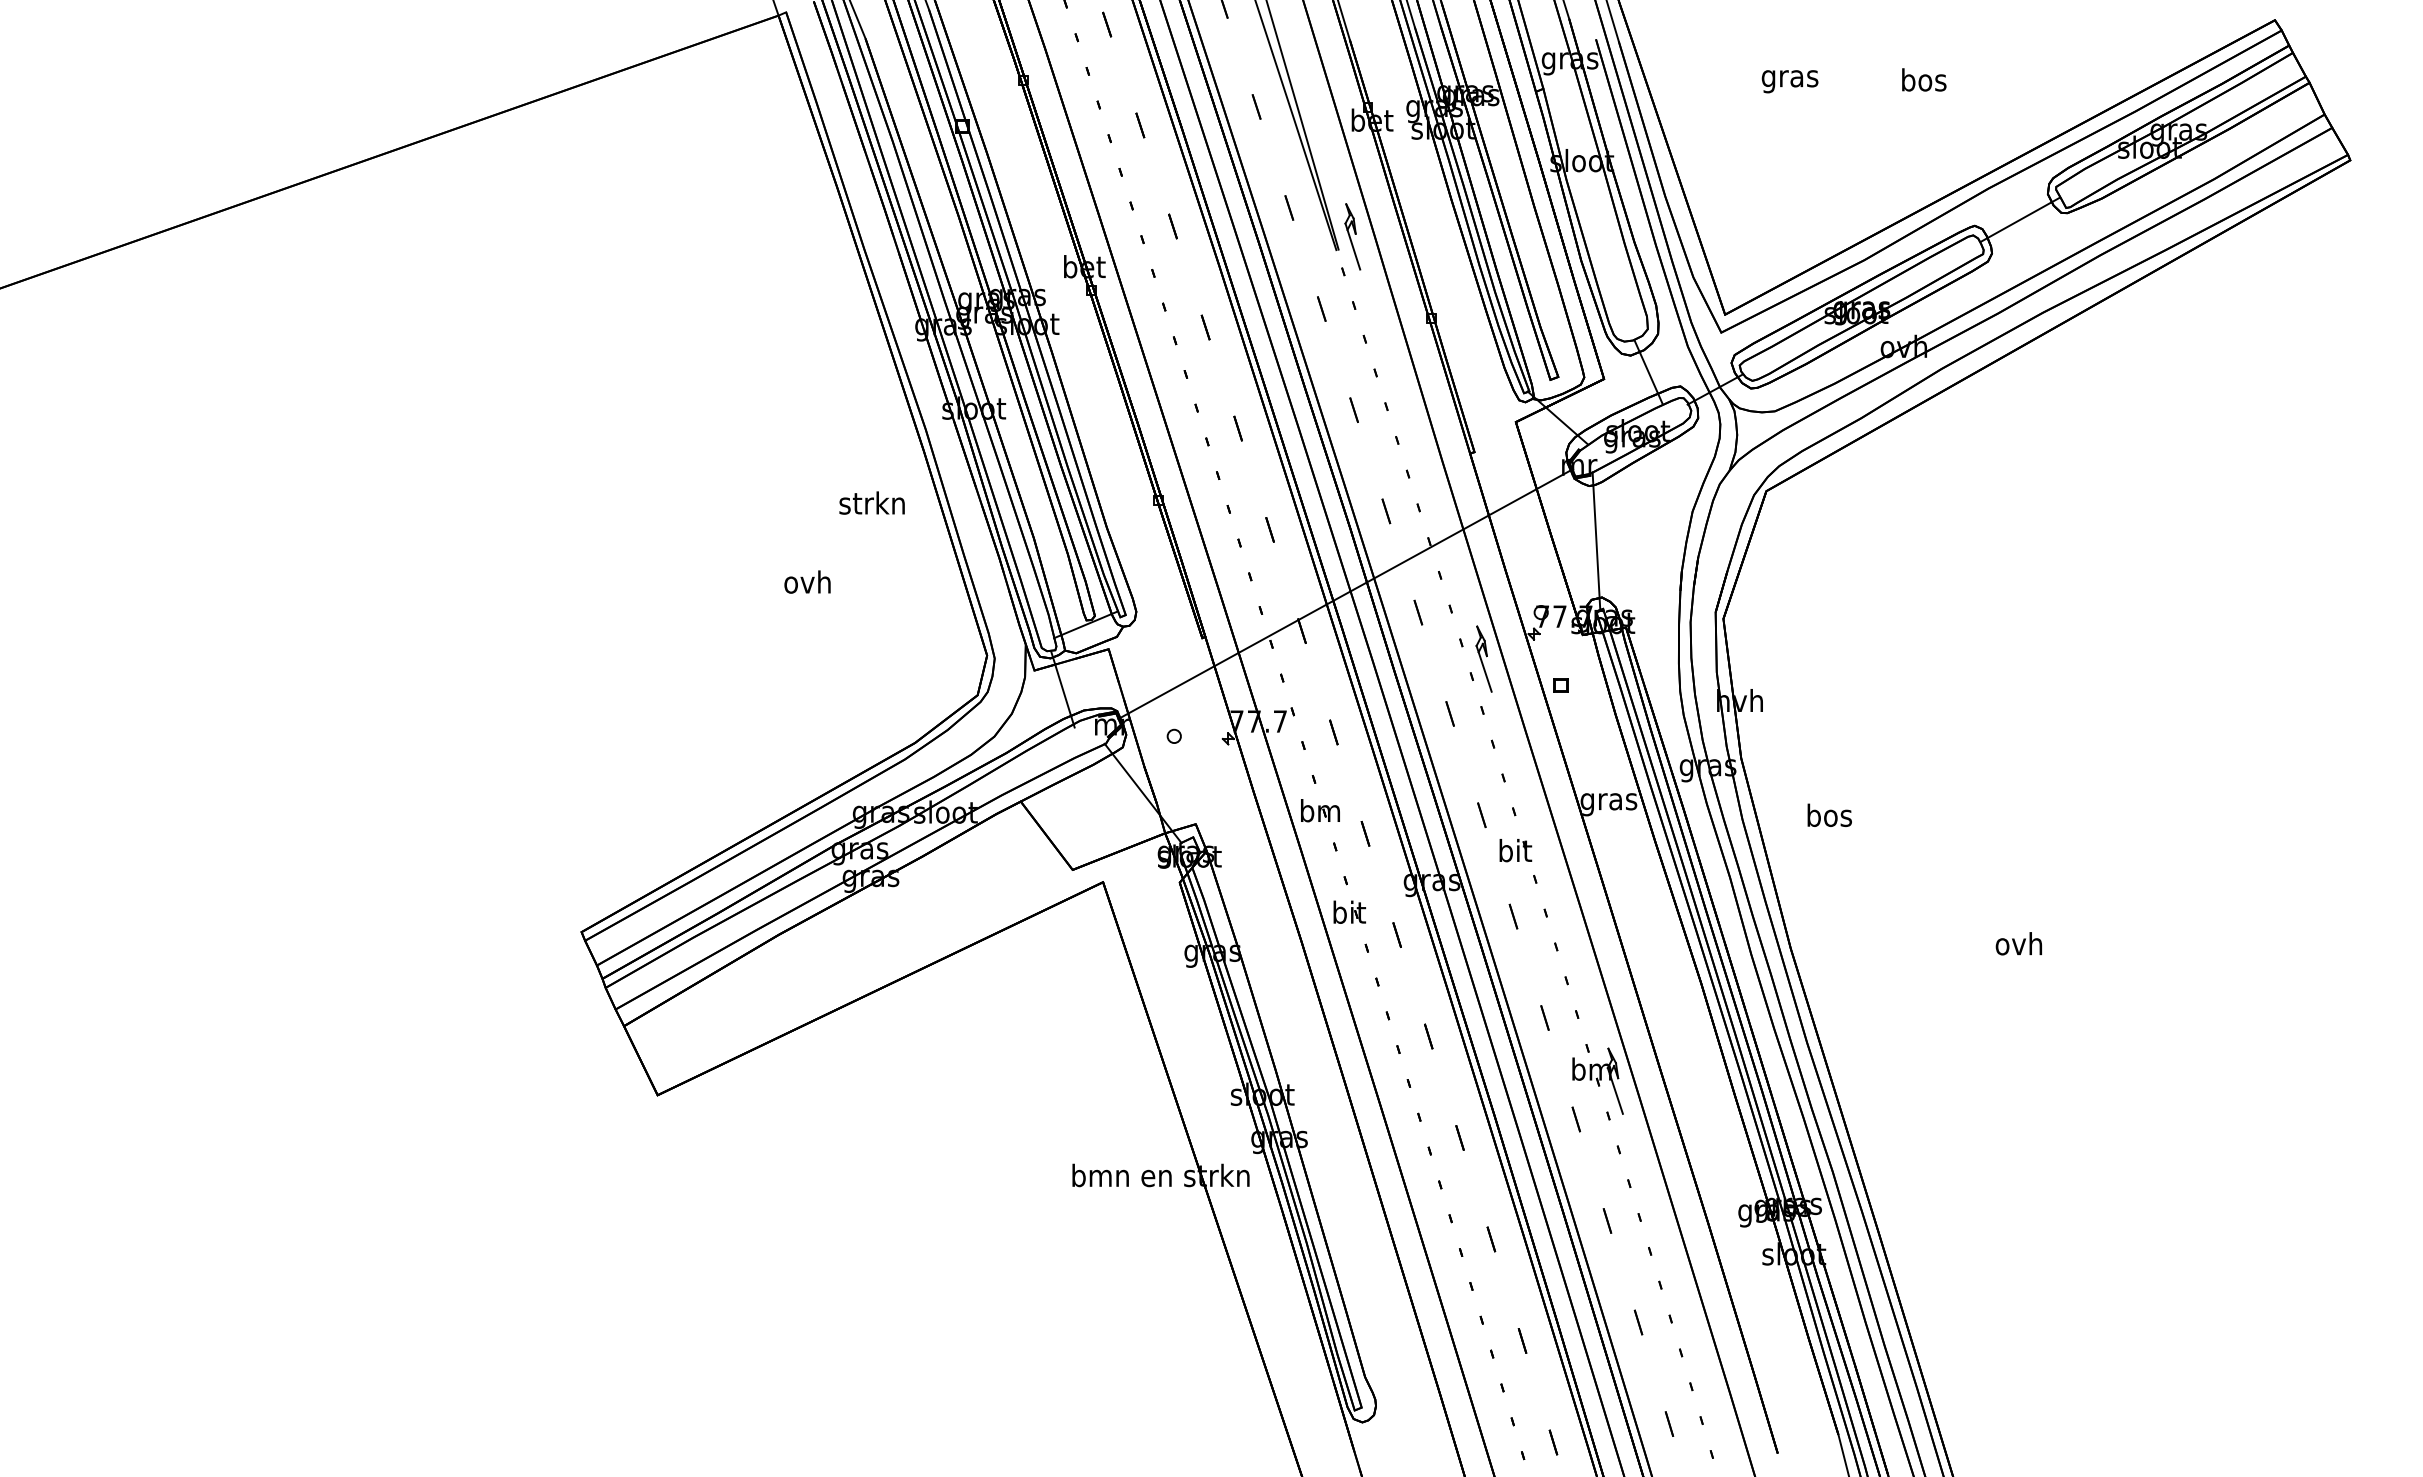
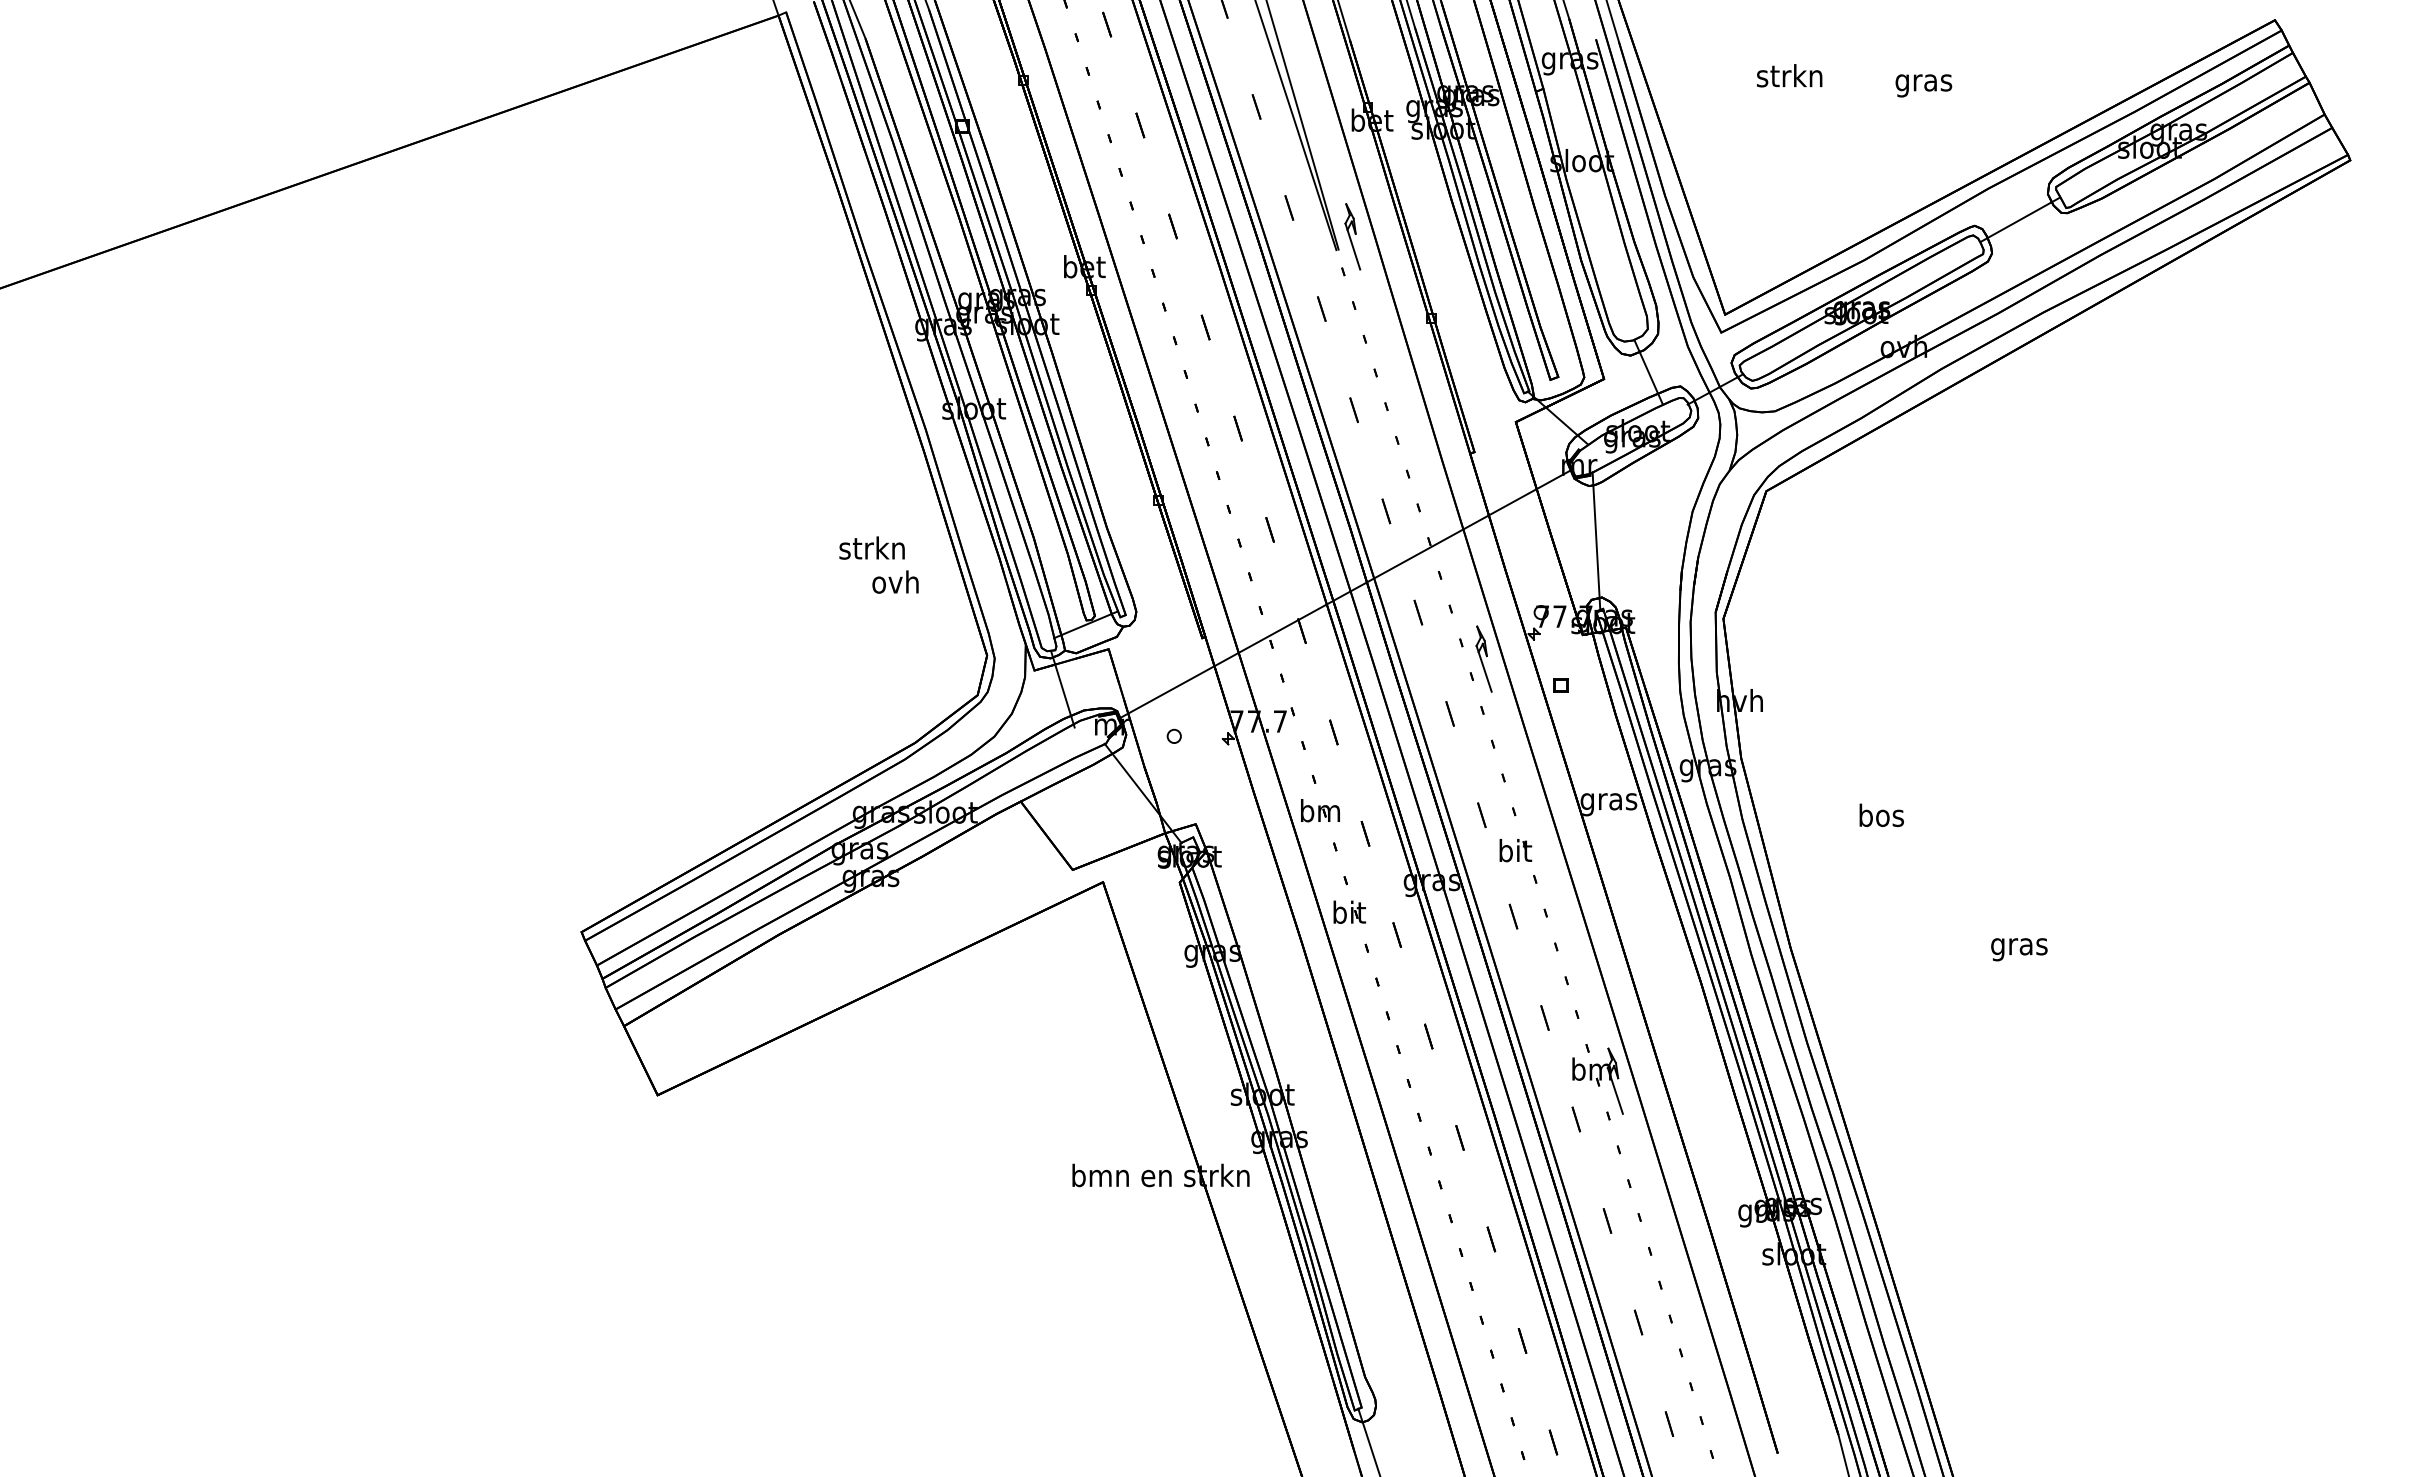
text: gras -> strkn (1789, 78)
text: bos -> gras (1923, 82)
text position: (871, 502) -> (871, 547) (871, 547)
text position: (807, 581) -> (895, 581) (895, 581)
text position: (1829, 814) -> (1881, 814) (1881, 814)
text: ovh -> gras (2019, 946)
line: none -> present (1368, 1440)
